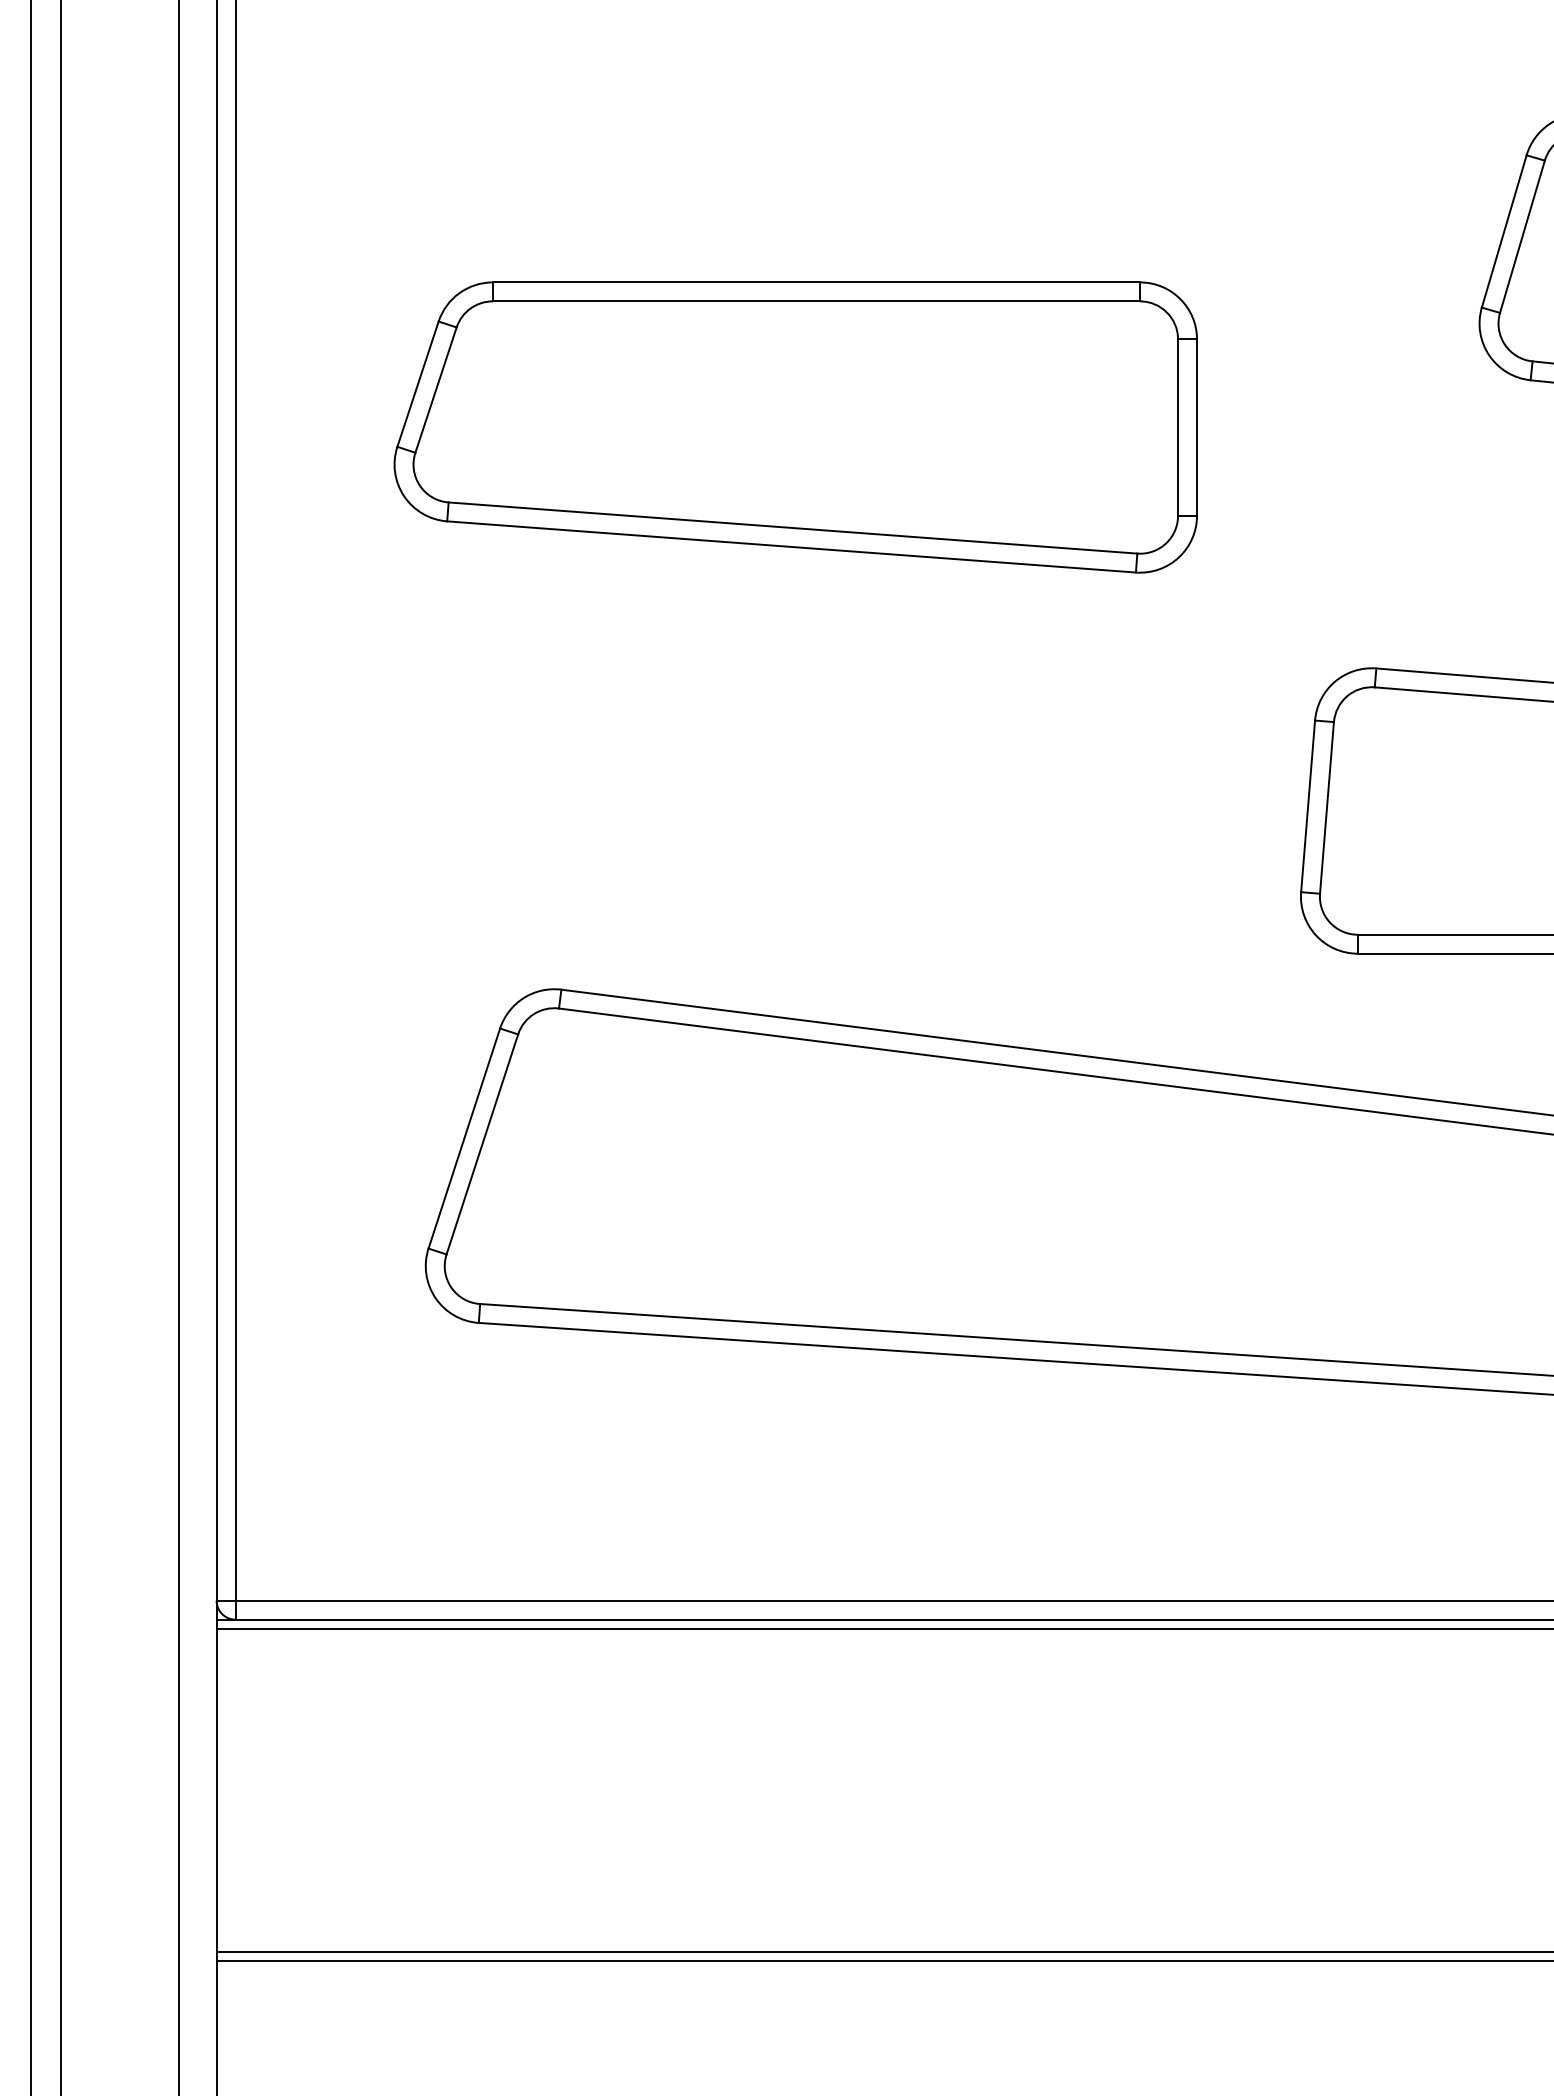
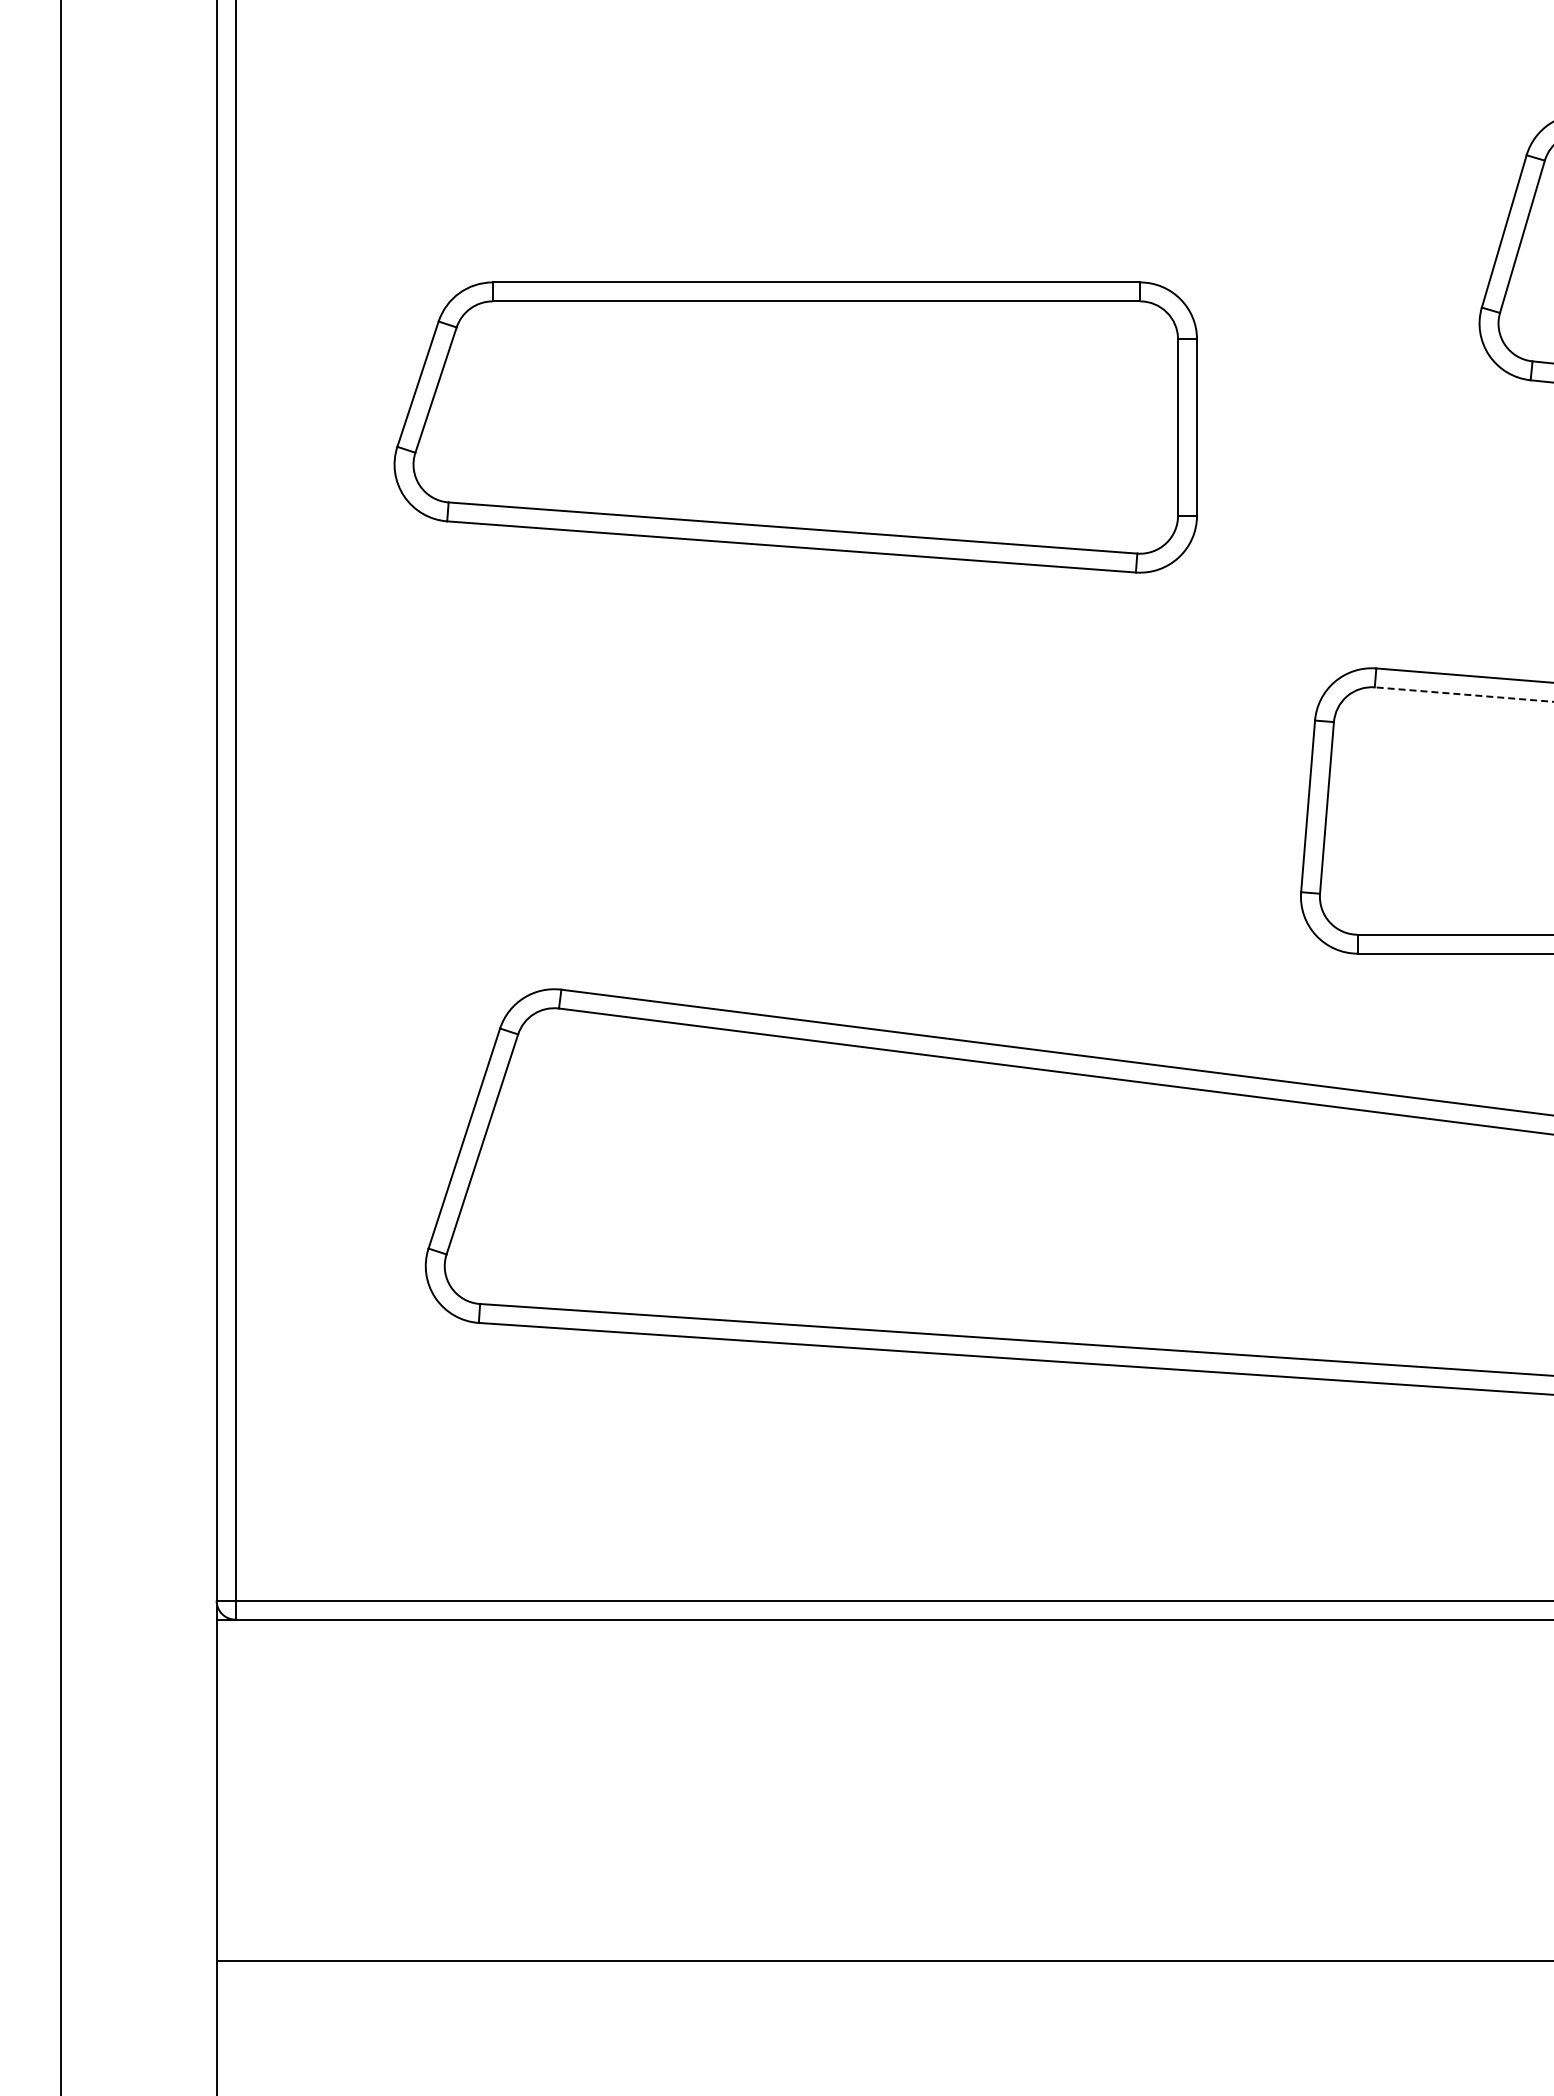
line: solid -> dashed (1463, 694)
line: present -> none (30, 1047)
line: present -> none (178, 1047)
line: present -> none (883, 1629)
line: present -> none (883, 1951)
